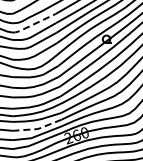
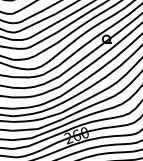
line: dashed -> solid (33, 24)
line: dashed -> solid (38, 129)
